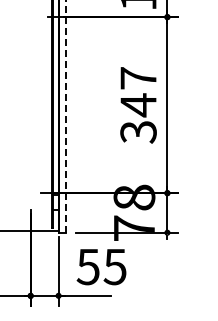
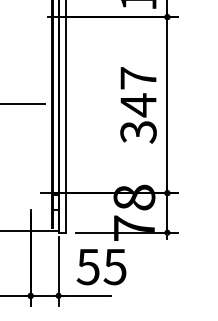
line: none -> present (23, 104)
line: dashed -> solid (66, 115)
